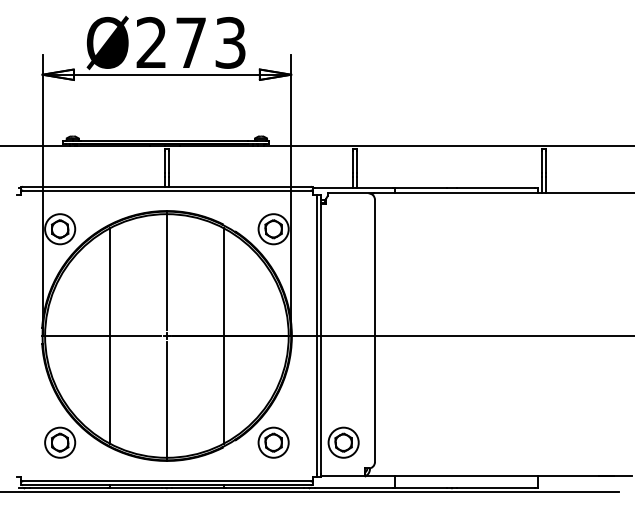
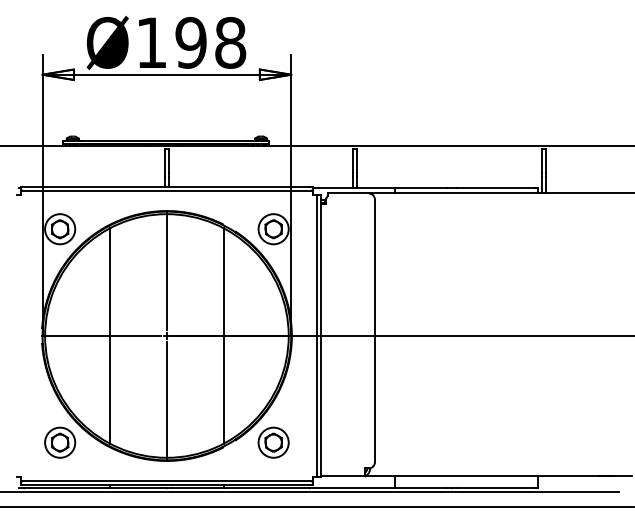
text: Ø273 -> Ø198 (191, 42)
part: present -> none (343, 442)
line: none -> present (316, 507)
